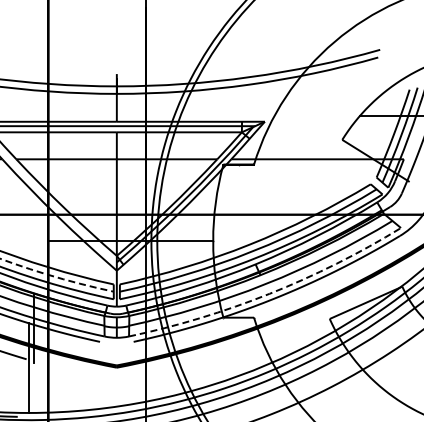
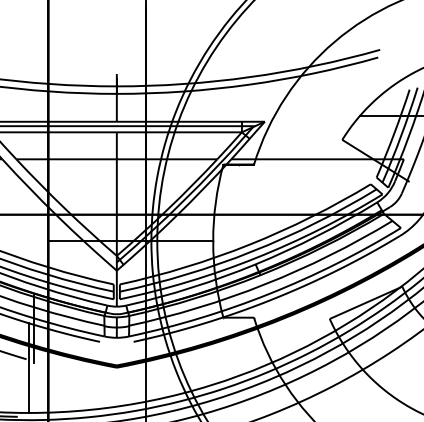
arc: dashed -> solid (56, 277)
arc: dashed -> solid (269, 293)
